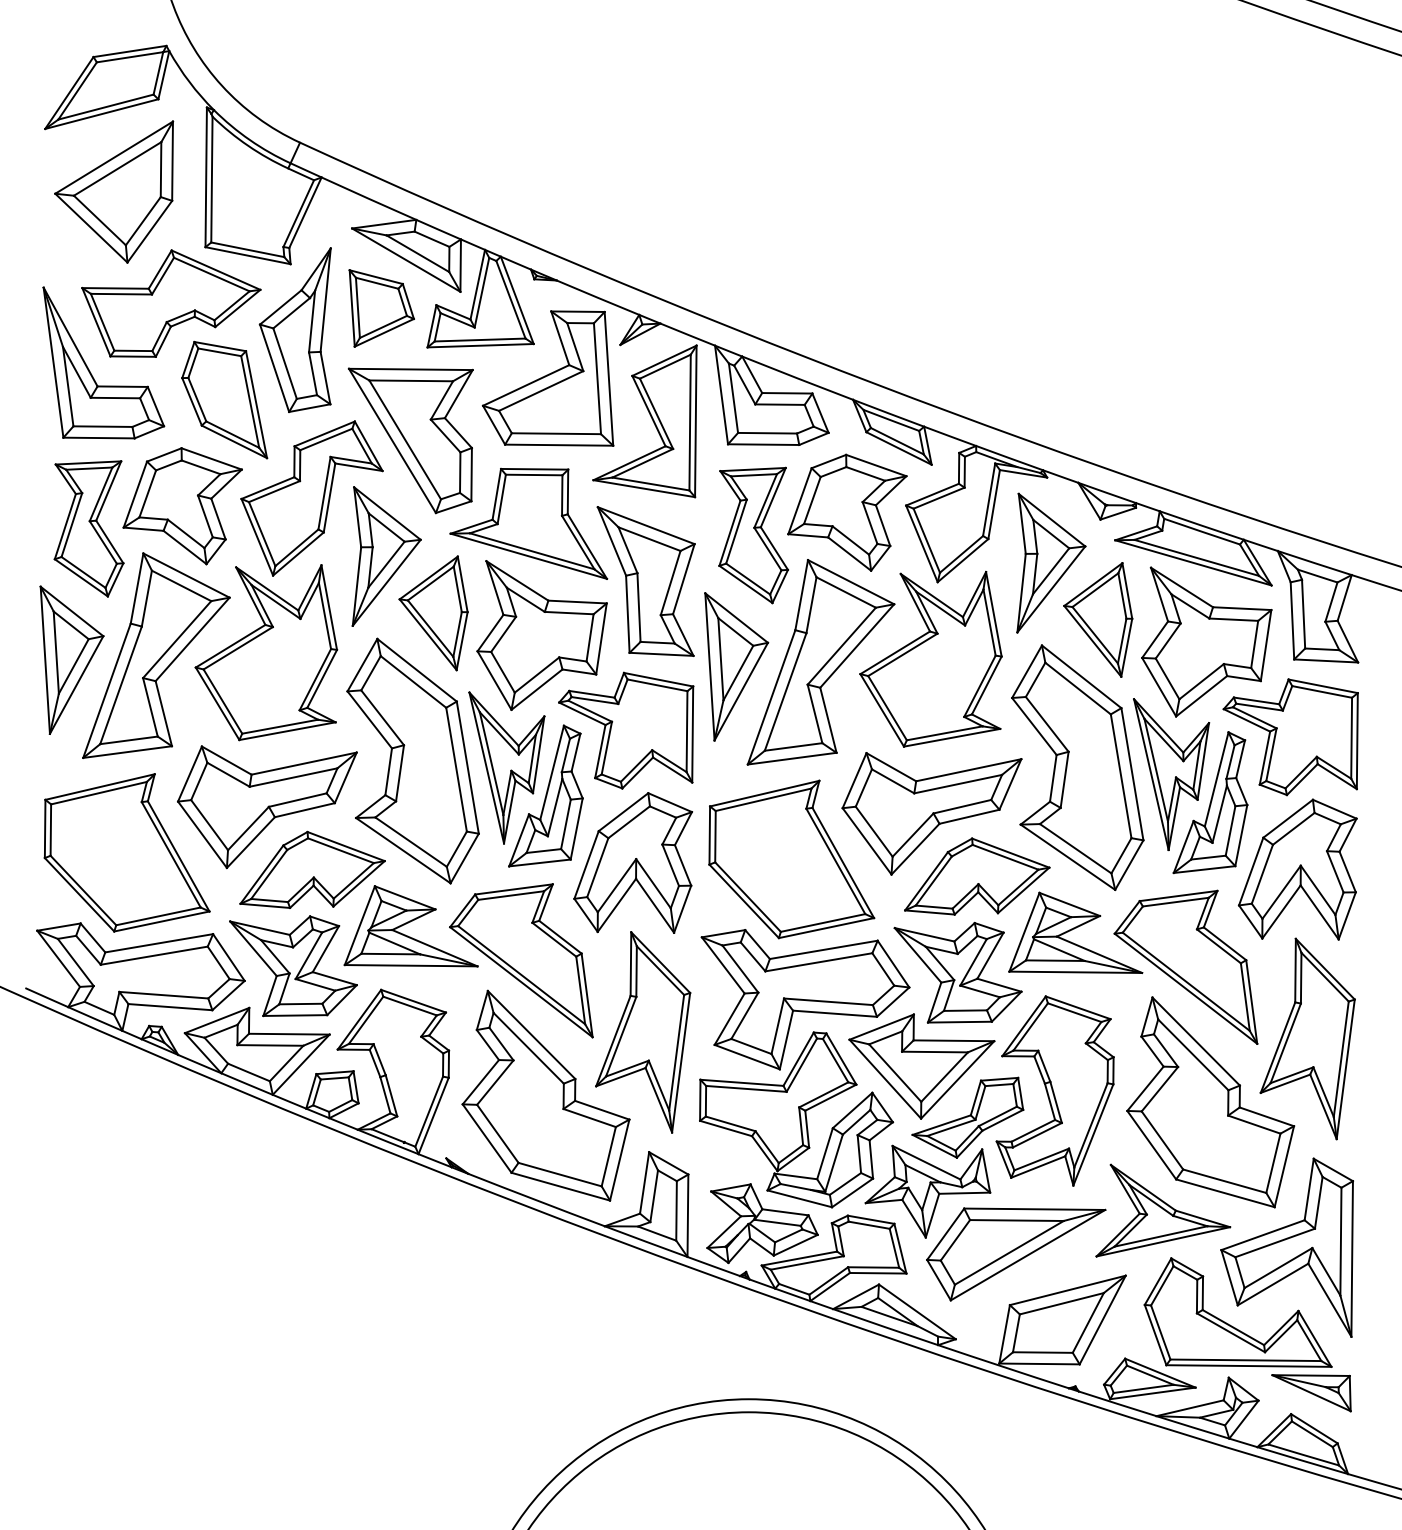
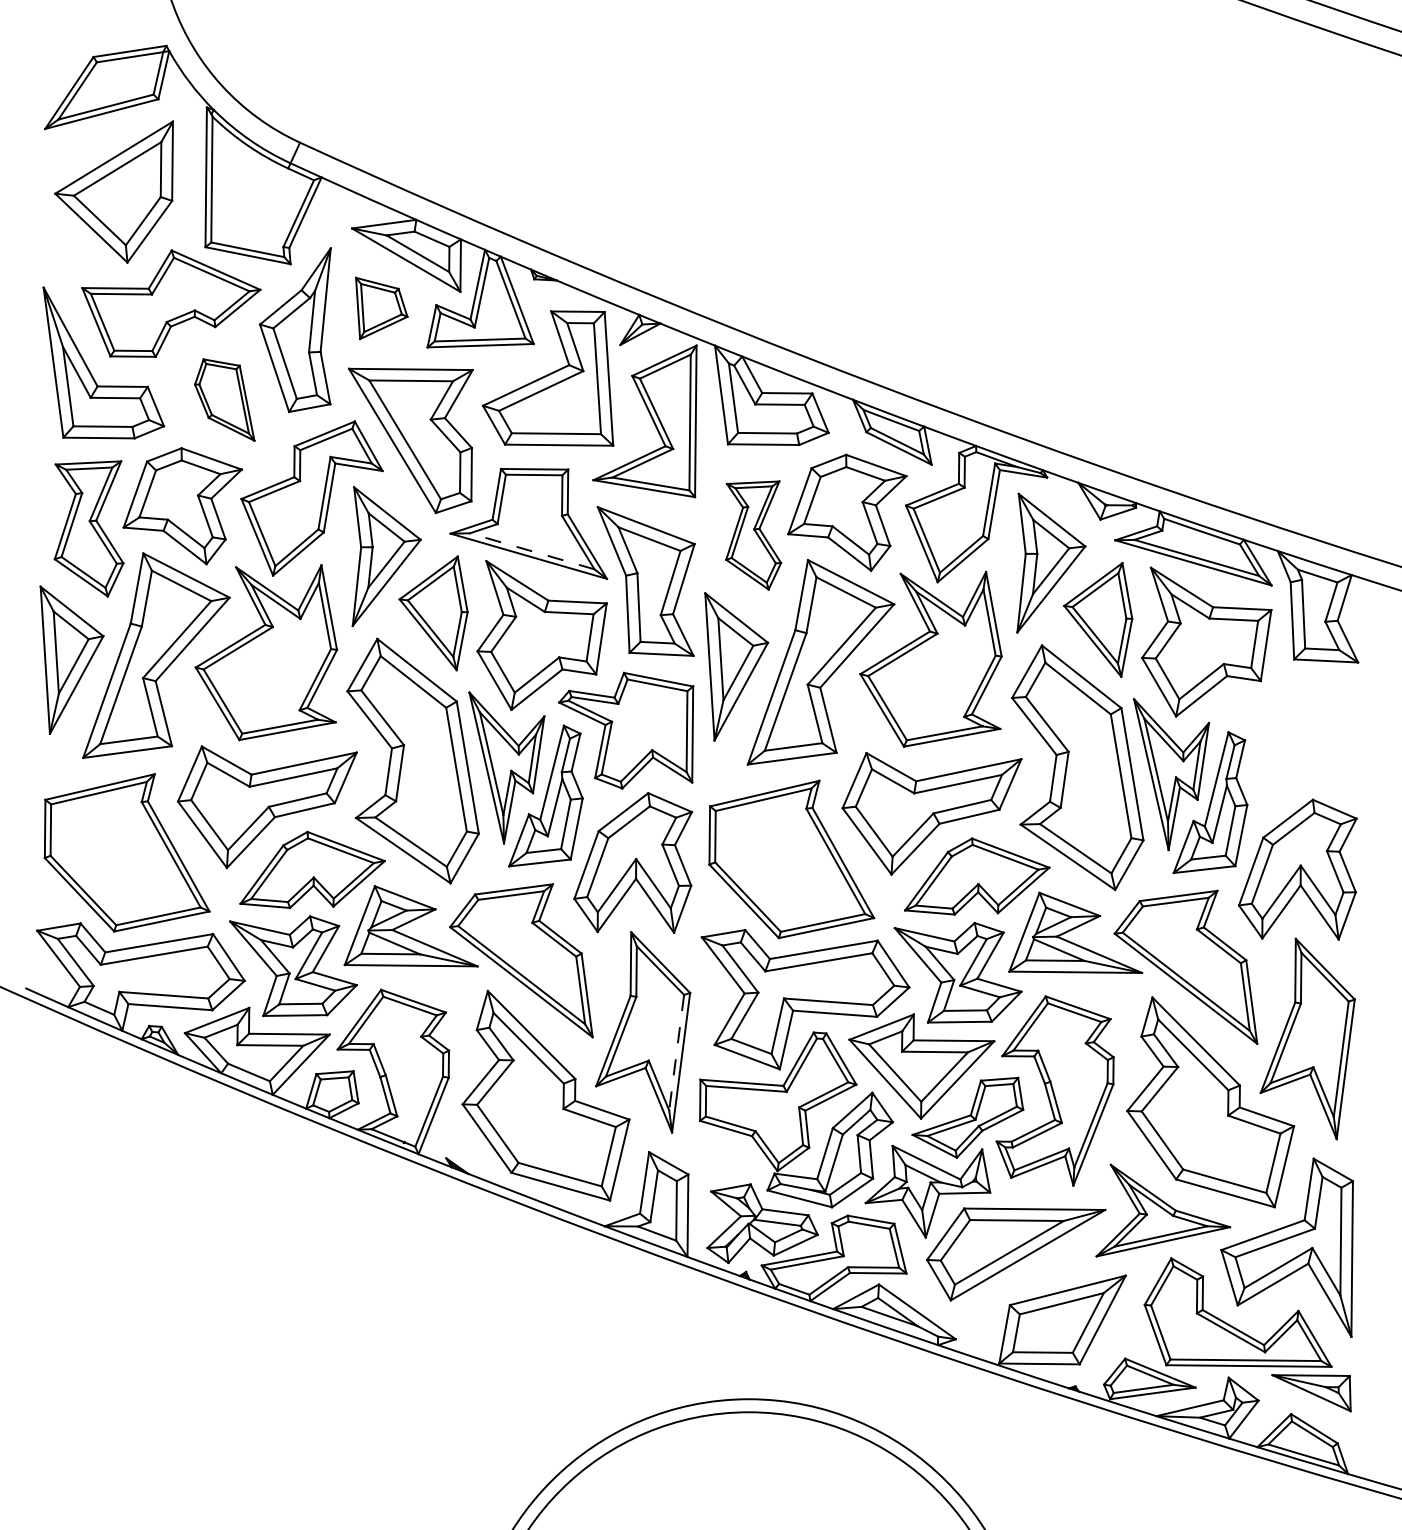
part size: 67x79 px -> 54x65 px (381, 308)
part size: 88x120 px -> 62x84 px (224, 399)
part size: 71x139 px -> 58x111 px (753, 535)
line: solid -> dashed (532, 551)
part: present -> none (1290, 737)
line: solid -> dashed (676, 1053)
